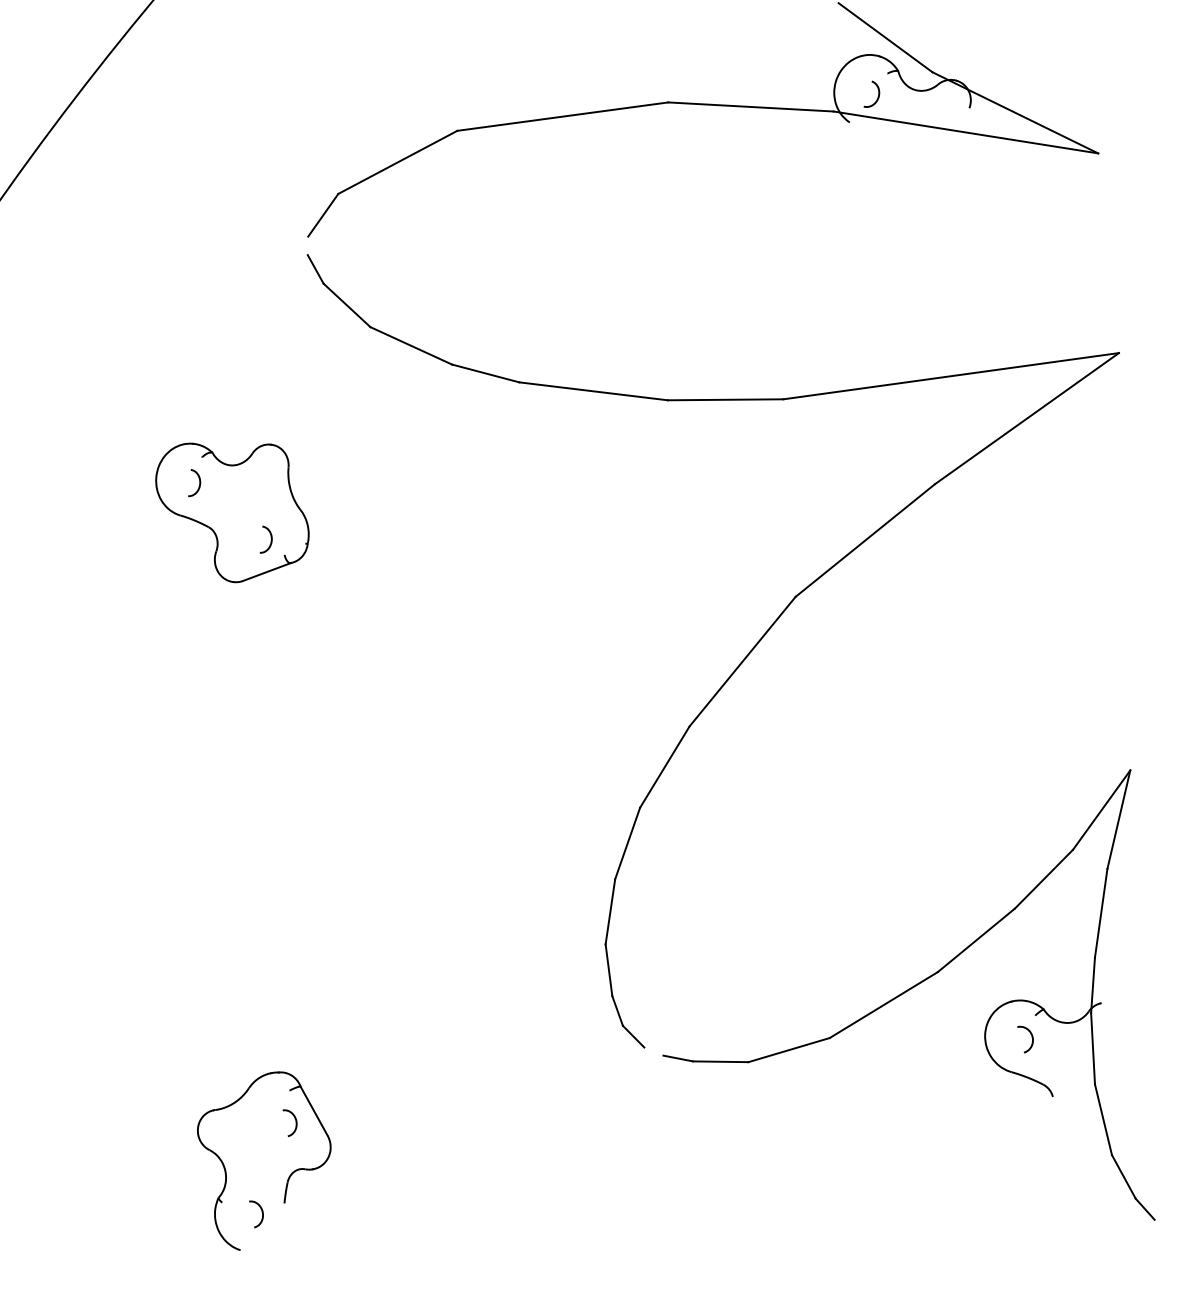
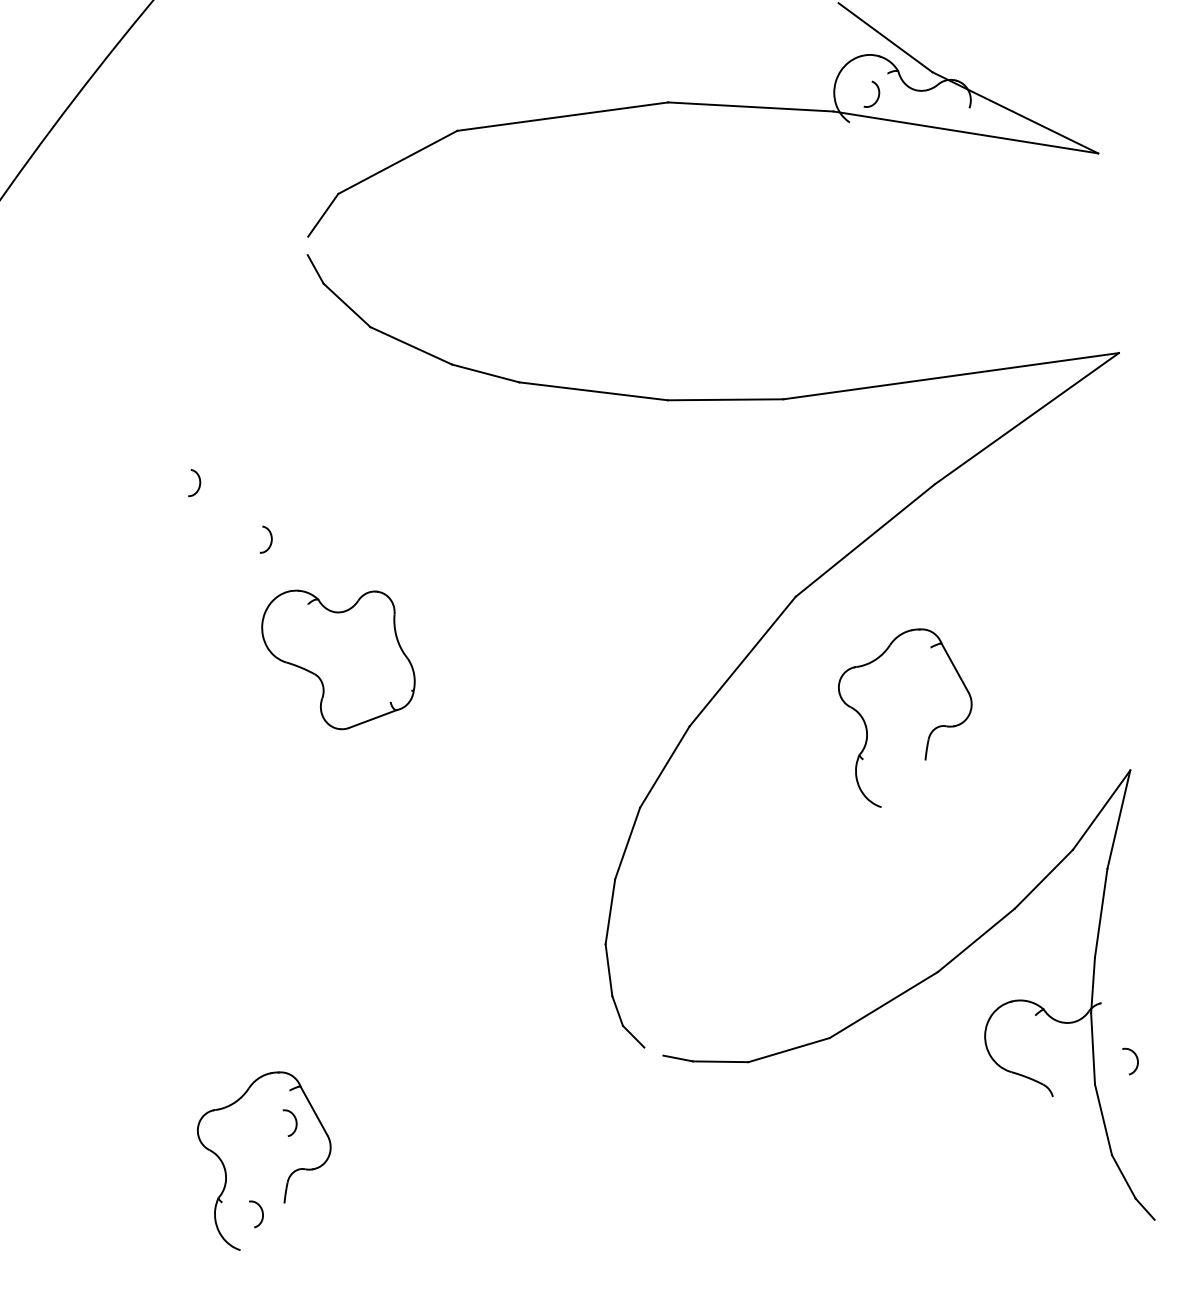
part position: (232, 512) -> (338, 659) (338, 659)
part: none -> present (929, 733)
curve position: (1031, 1037) -> (1136, 1059) (1136, 1059)
